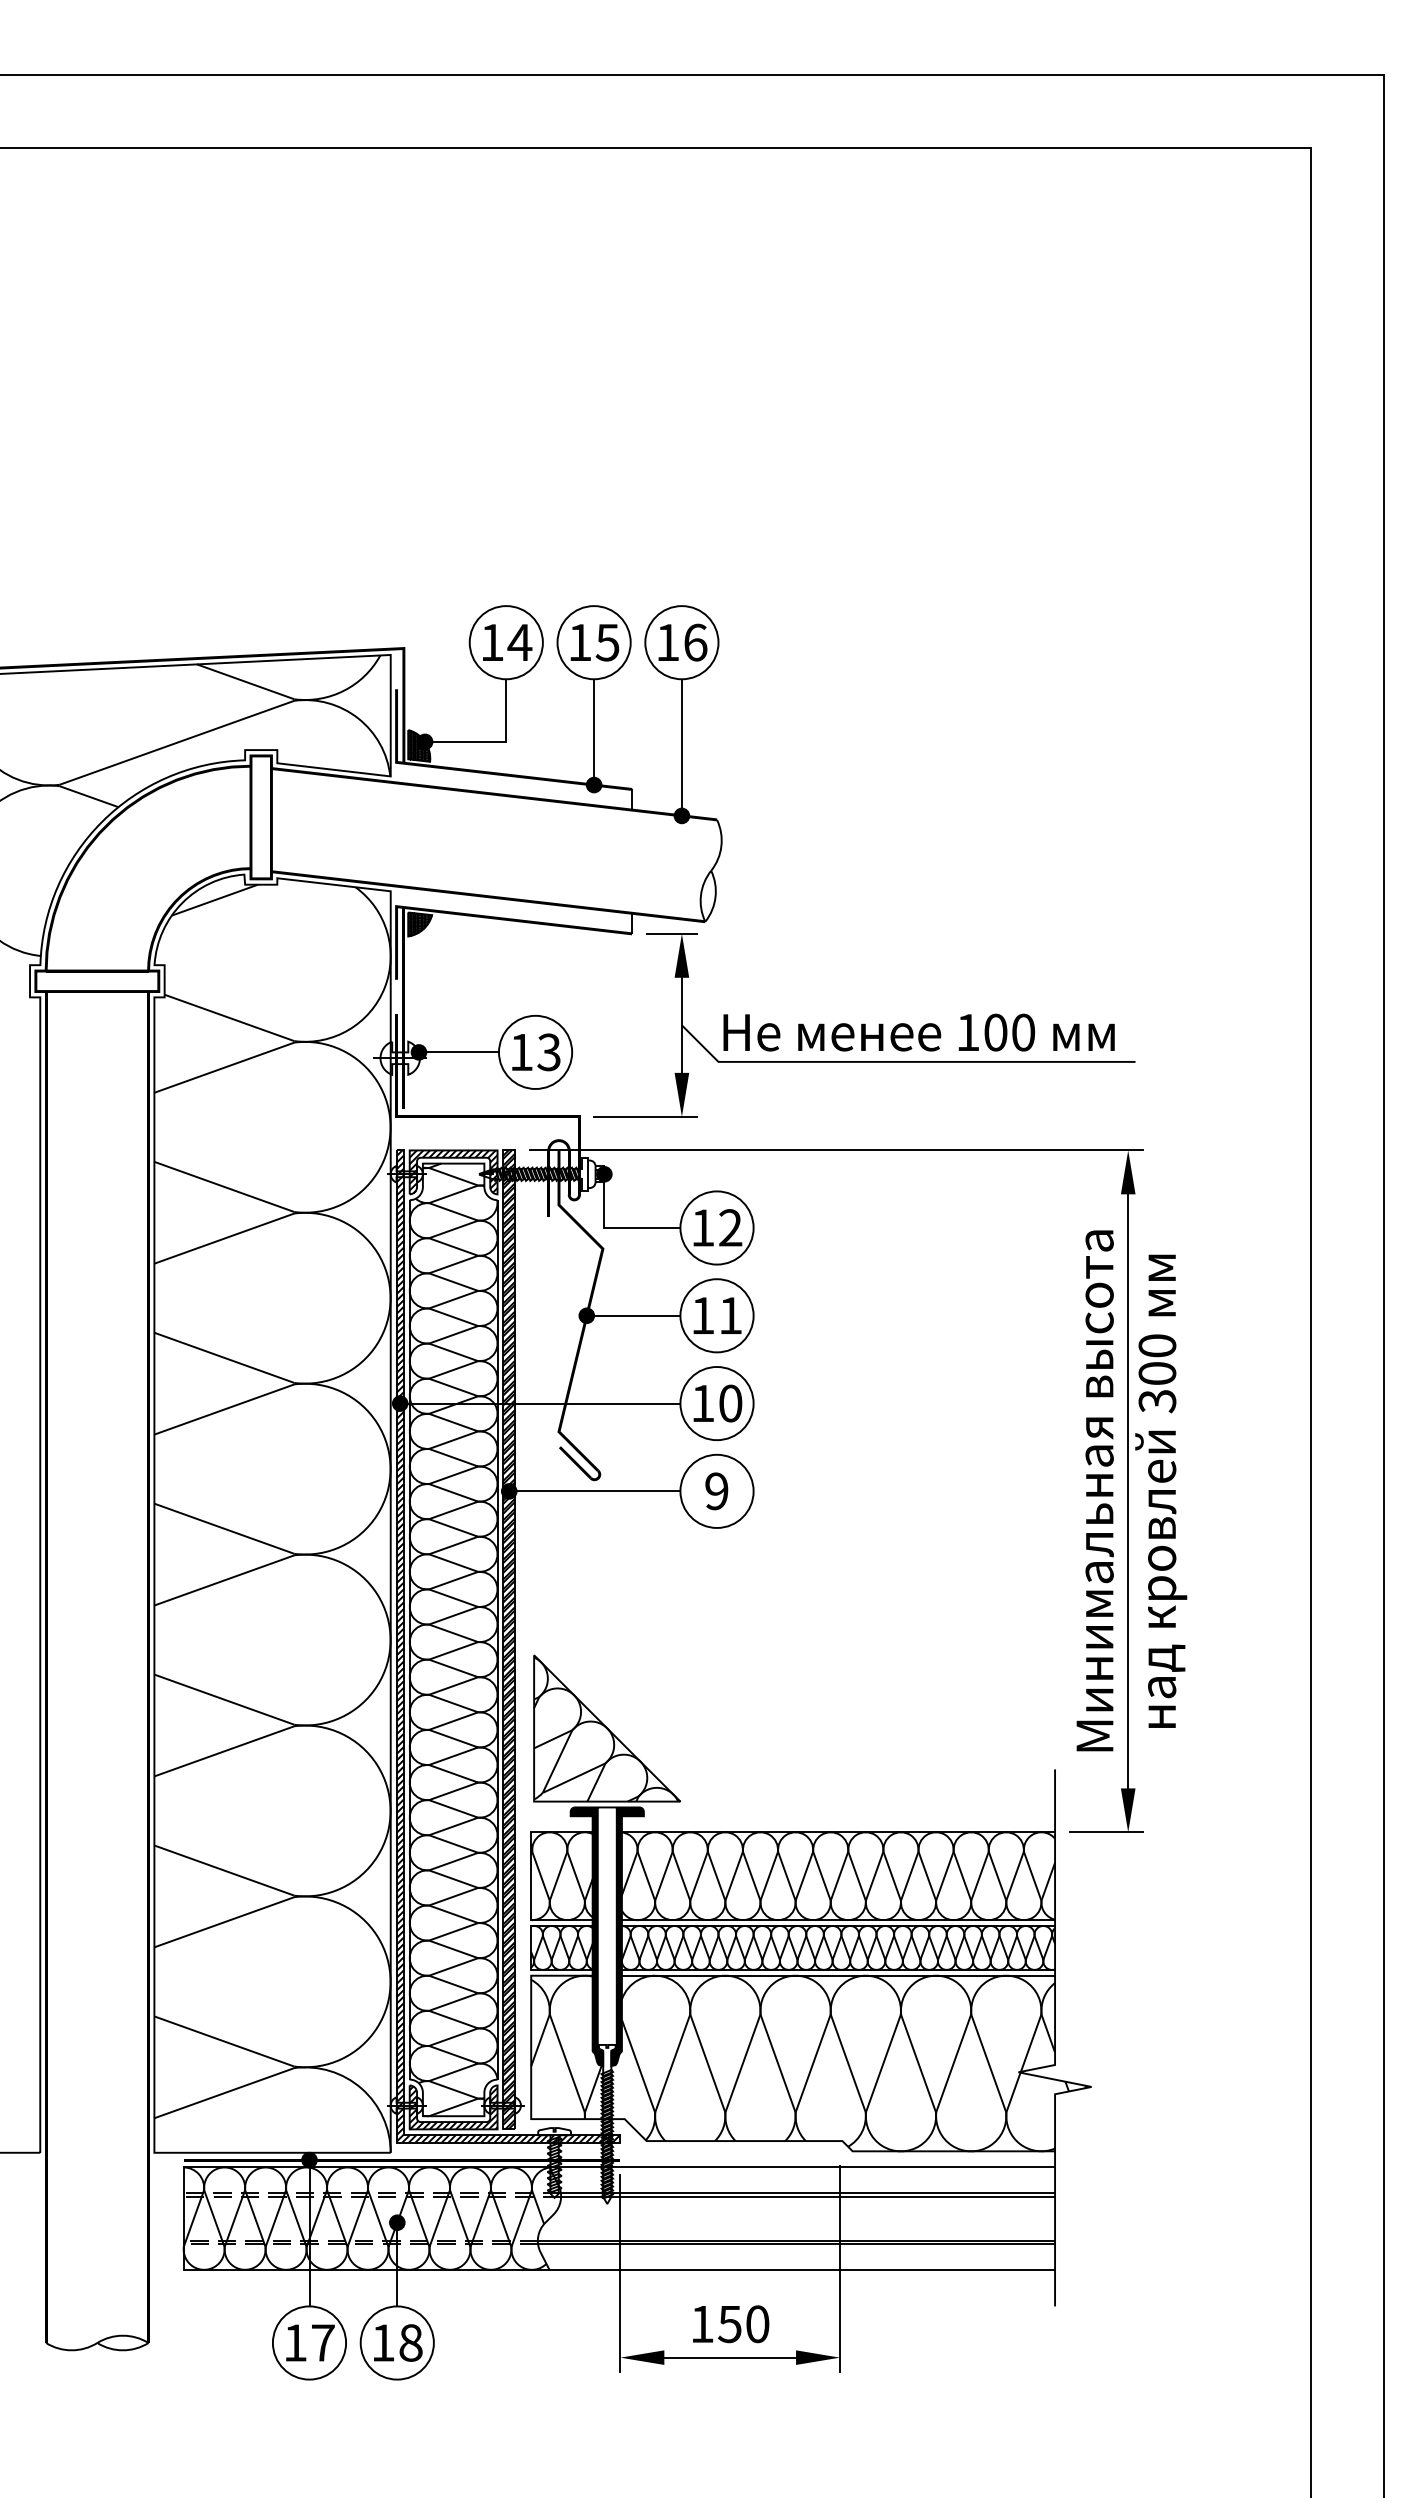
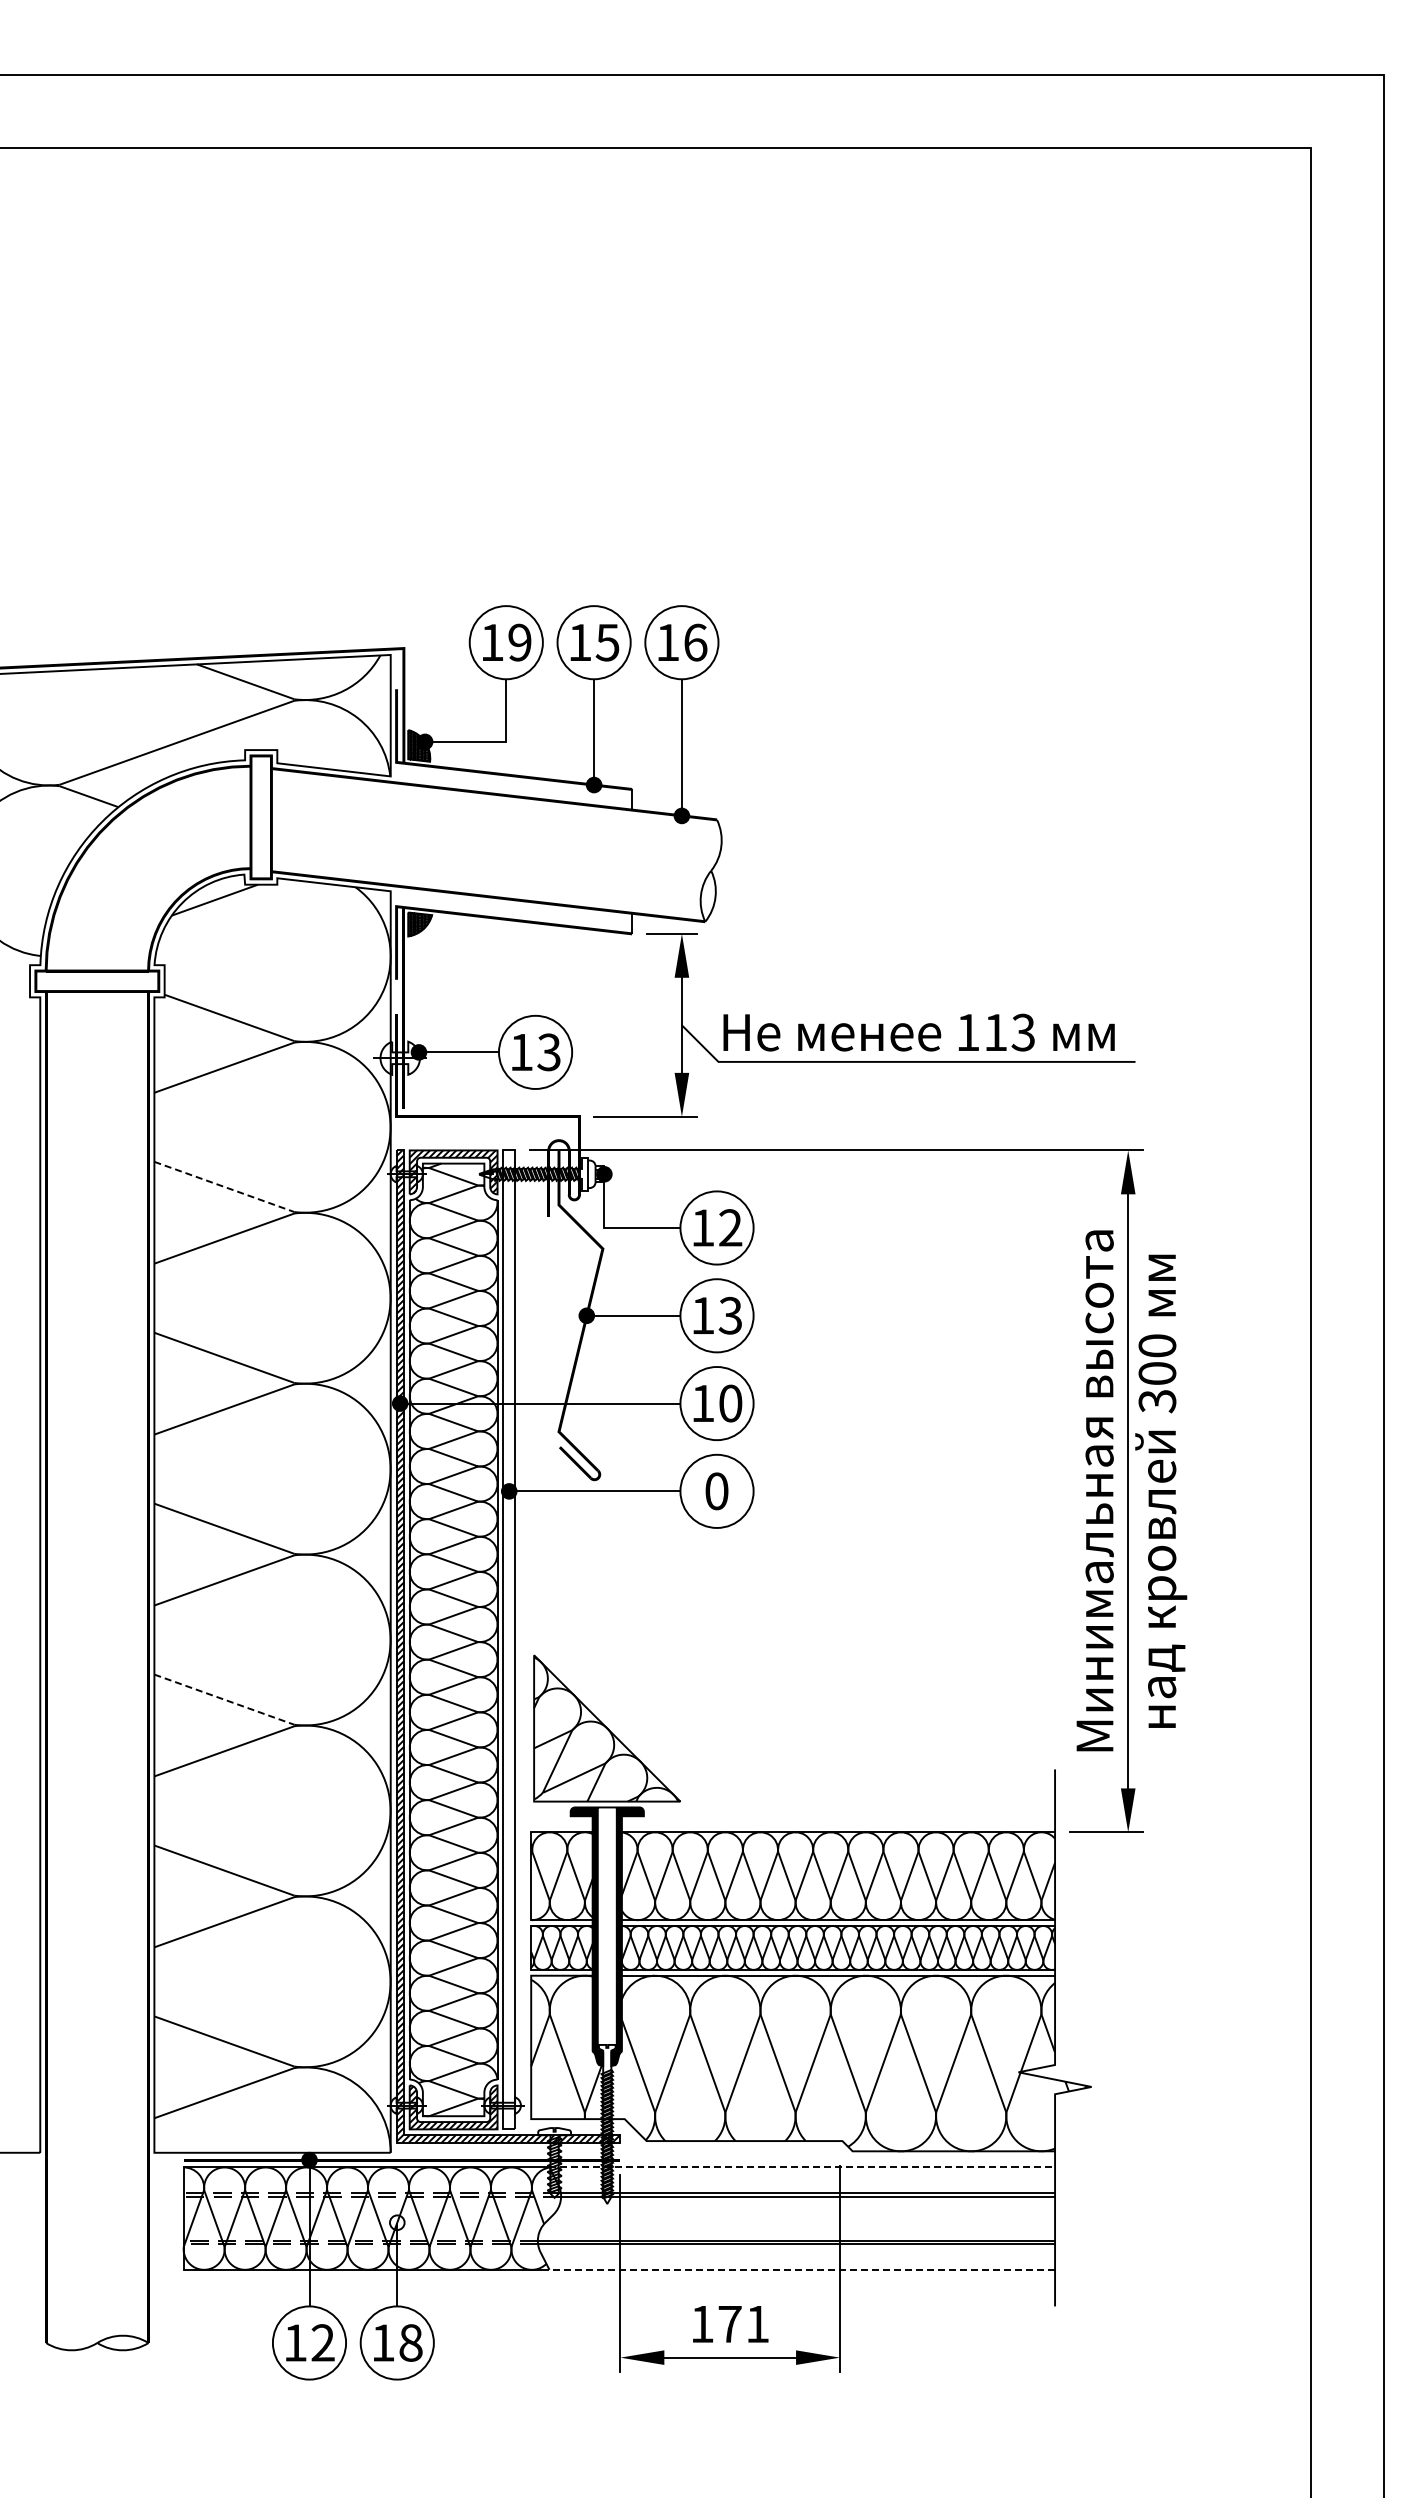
text: 14 -> 19 (519, 642)
text: 100 -> 113 (1009, 1032)
line: solid -> dashed (224, 1187)
text: 11 -> 13 (729, 1315)
text: 9 -> 0 (716, 1491)
hatch: present -> none (509, 1639)
line: solid -> dashed (224, 1699)
line: solid -> dashed (802, 2167)
fill: present -> none (396, 2222)
line: solid -> dashed (802, 2269)
text: 150 -> 171 (743, 2324)
text: 17 -> 12 (322, 2342)
